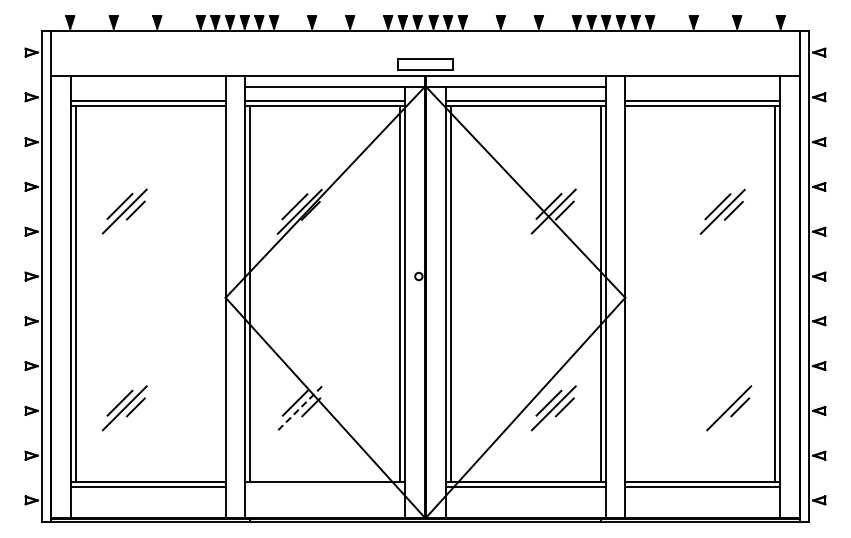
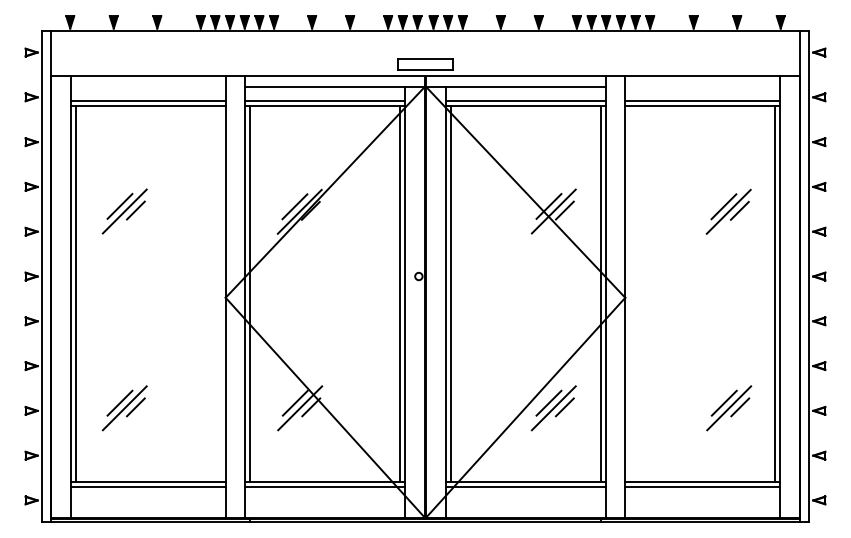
part position: (722, 211) -> (728, 211) (728, 211)
line: none -> present (723, 402)
line: dashed -> solid (299, 408)
line: none -> present (324, 487)
